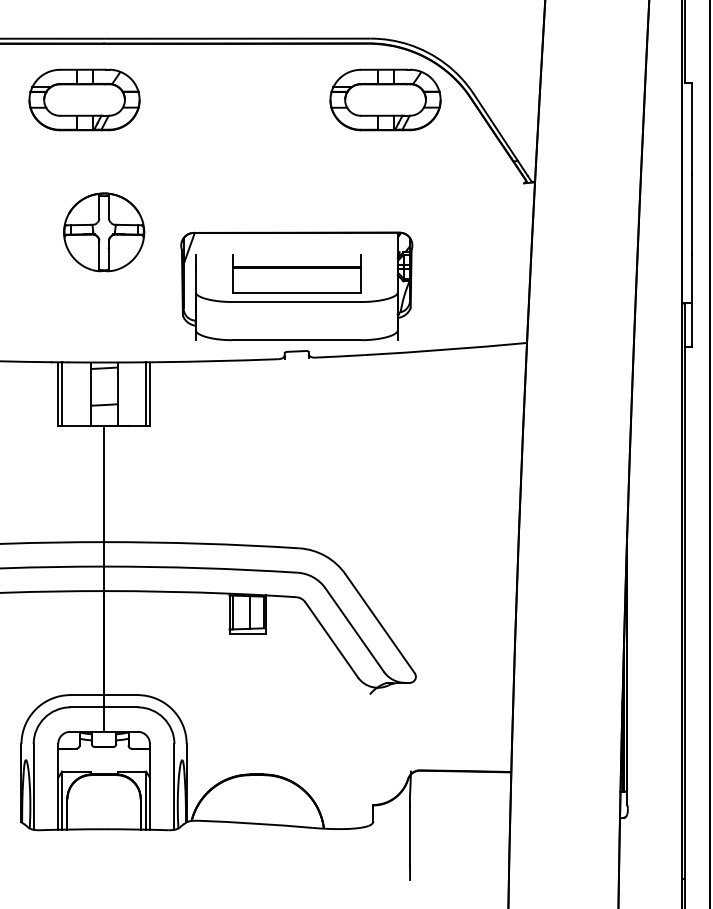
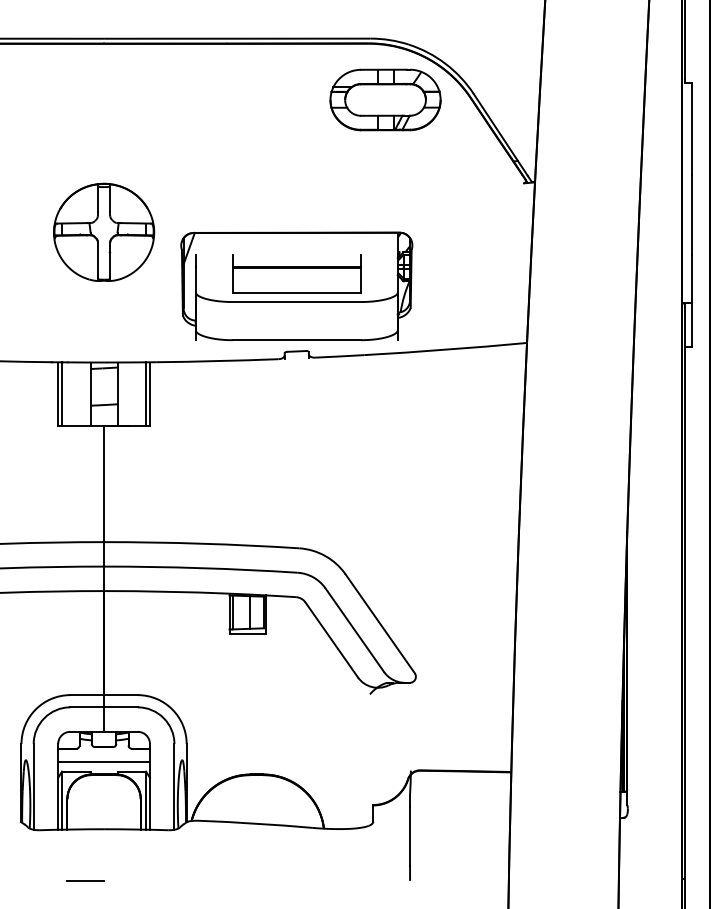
part: present -> none (84, 99)
part size: 83x81 px -> 103x100 px (104, 231)
line: none -> present (103, 762)
line: none -> present (85, 881)
